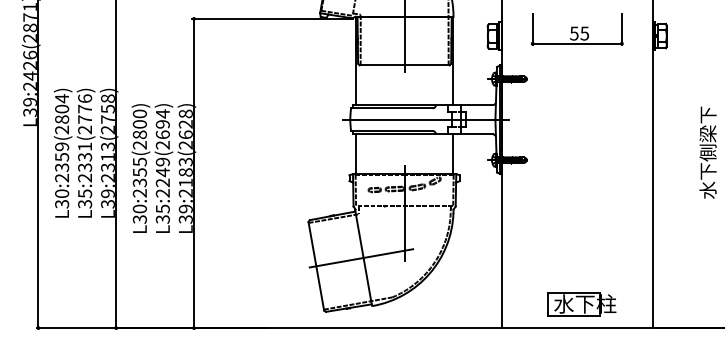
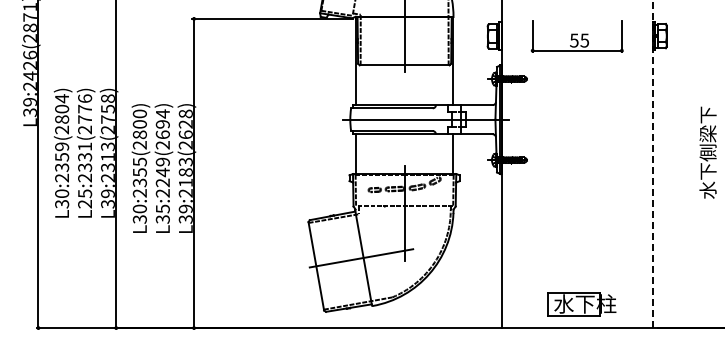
part position: (576, 29) -> (576, 36) (576, 36)
line: solid -> dashed (652, 164)
text: L35:2331(2776) -> L25:2331(2776) (85, 204)
